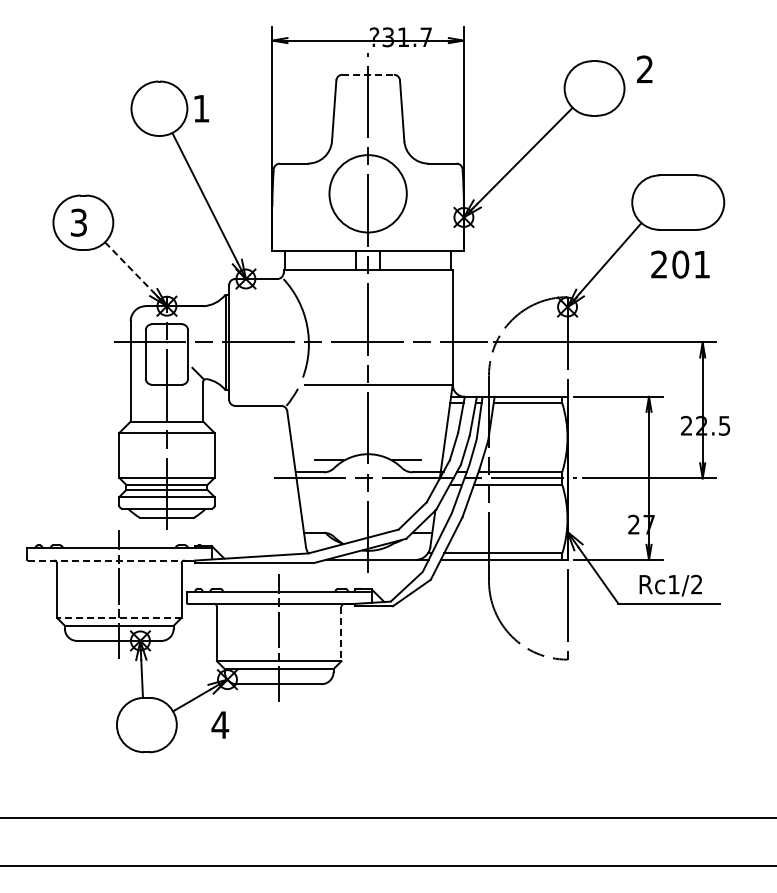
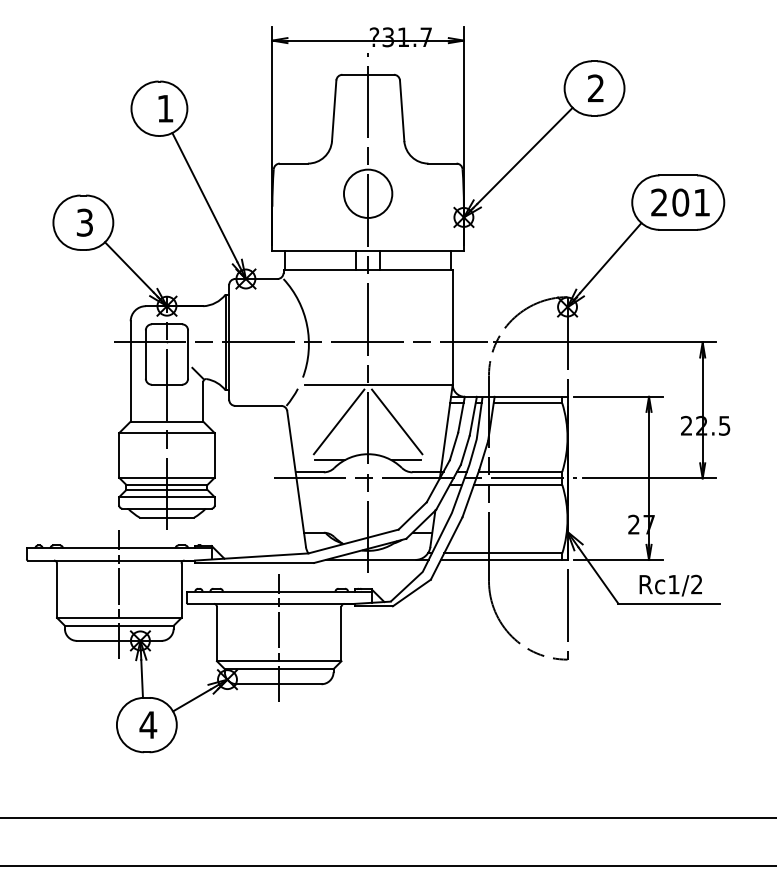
text position: (644, 68) -> (595, 87) (595, 87)
line: dashed -> solid (368, 74)
text position: (201, 108) -> (165, 108) (165, 108)
circle diameter: 77 px -> 48 px (367, 193)
text position: (78, 222) -> (84, 222) (84, 222)
text position: (680, 264) -> (680, 202) (680, 202)
line: dashed -> solid (129, 267)
line: none -> present (338, 421)
line: none -> present (397, 421)
line: dashed -> solid (112, 560)
line: dashed -> solid (118, 617)
line: dashed -> solid (341, 634)
text position: (220, 724) -> (148, 724) (148, 724)
